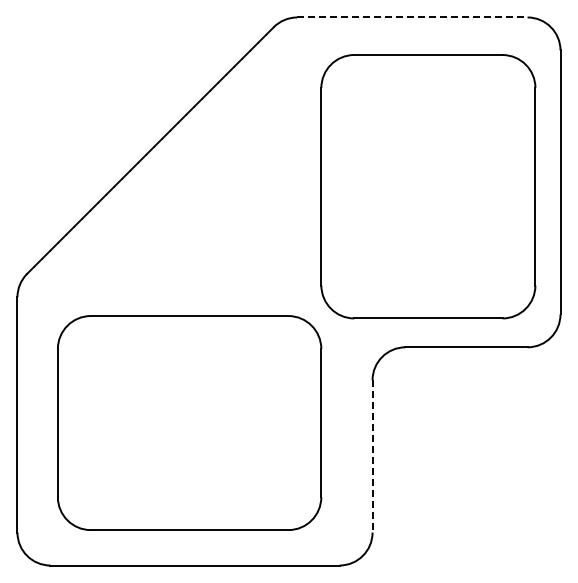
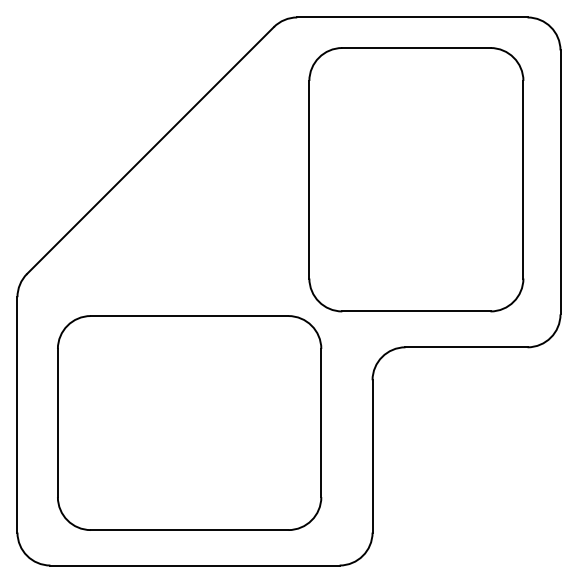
line: dashed -> solid (412, 17)
part position: (428, 186) -> (416, 179) (416, 179)
line: dashed -> solid (372, 456)
